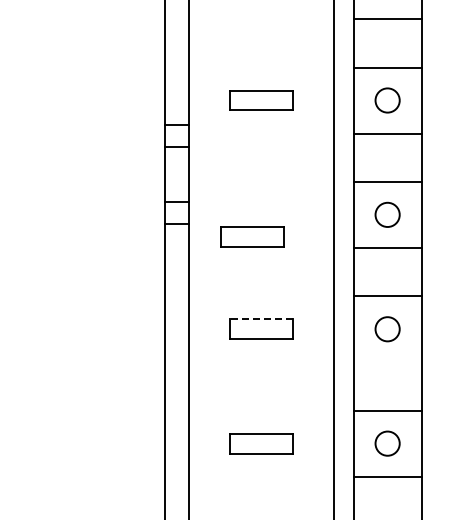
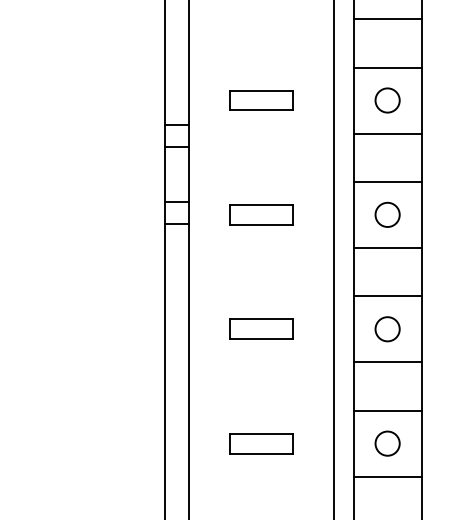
part position: (252, 236) -> (261, 214) (261, 214)
line: dashed -> solid (261, 319)
line: none -> present (387, 362)
